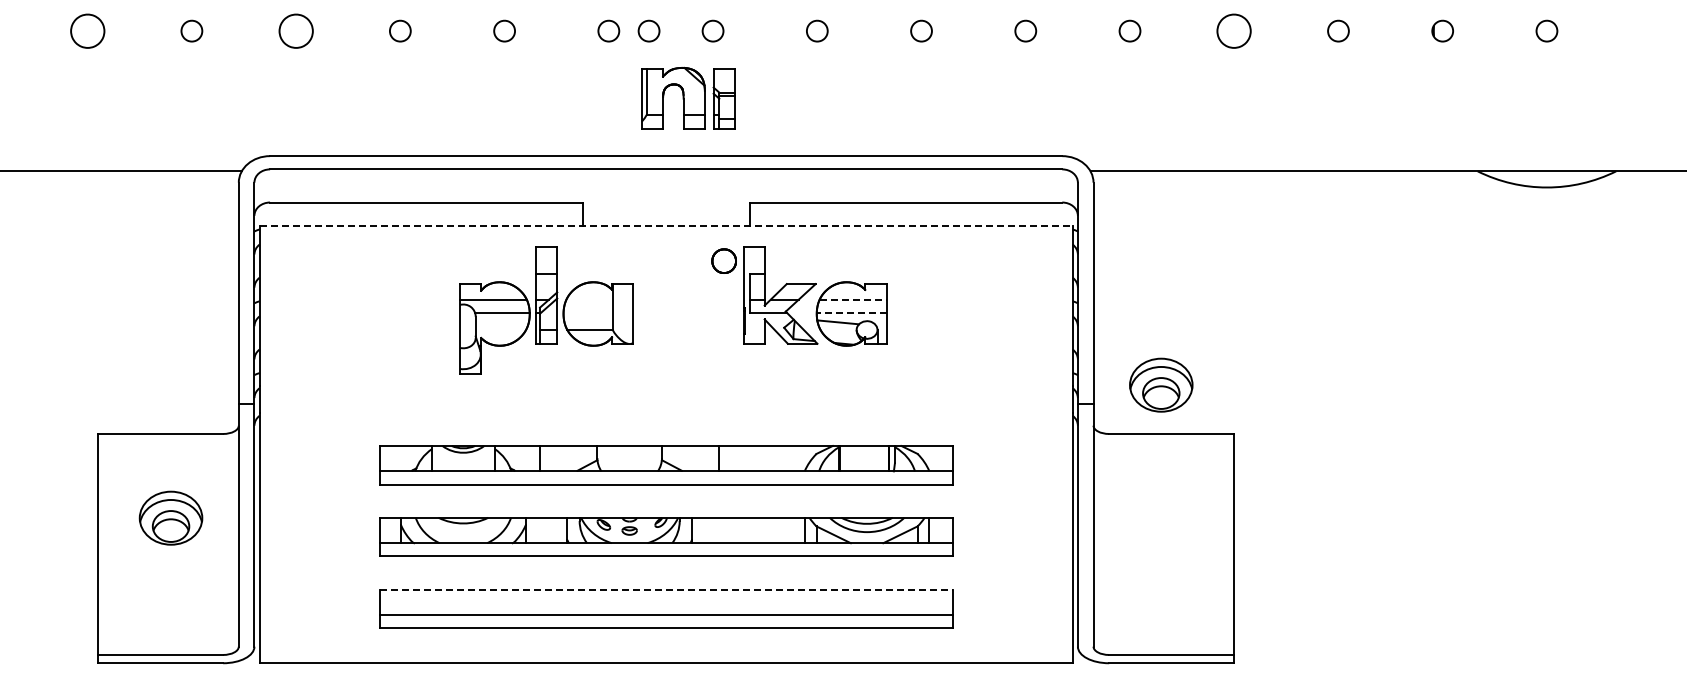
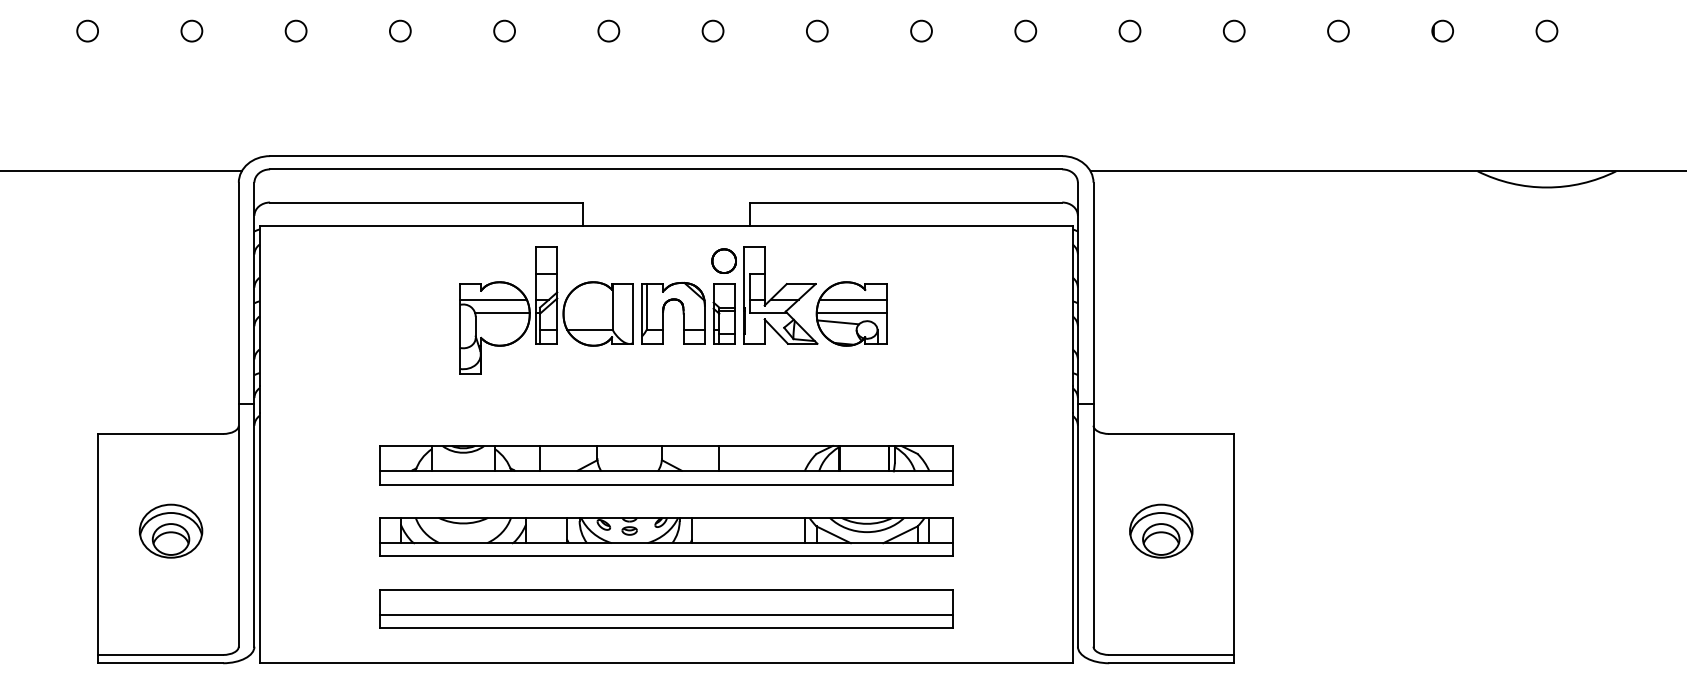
part size: 36x36 px -> 23x24 px (87, 30)
part size: 36x36 px -> 24x24 px (295, 30)
part: present -> none (648, 30)
part size: 36x36 px -> 23x24 px (1234, 30)
part position: (688, 97) -> (688, 312) (688, 312)
line: dashed -> solid (666, 226)
line: dashed -> solid (853, 299)
line: dashed -> solid (851, 313)
part position: (1161, 384) -> (1161, 530) (1161, 530)
part position: (170, 517) -> (170, 530) (170, 530)
line: dashed -> solid (666, 589)
